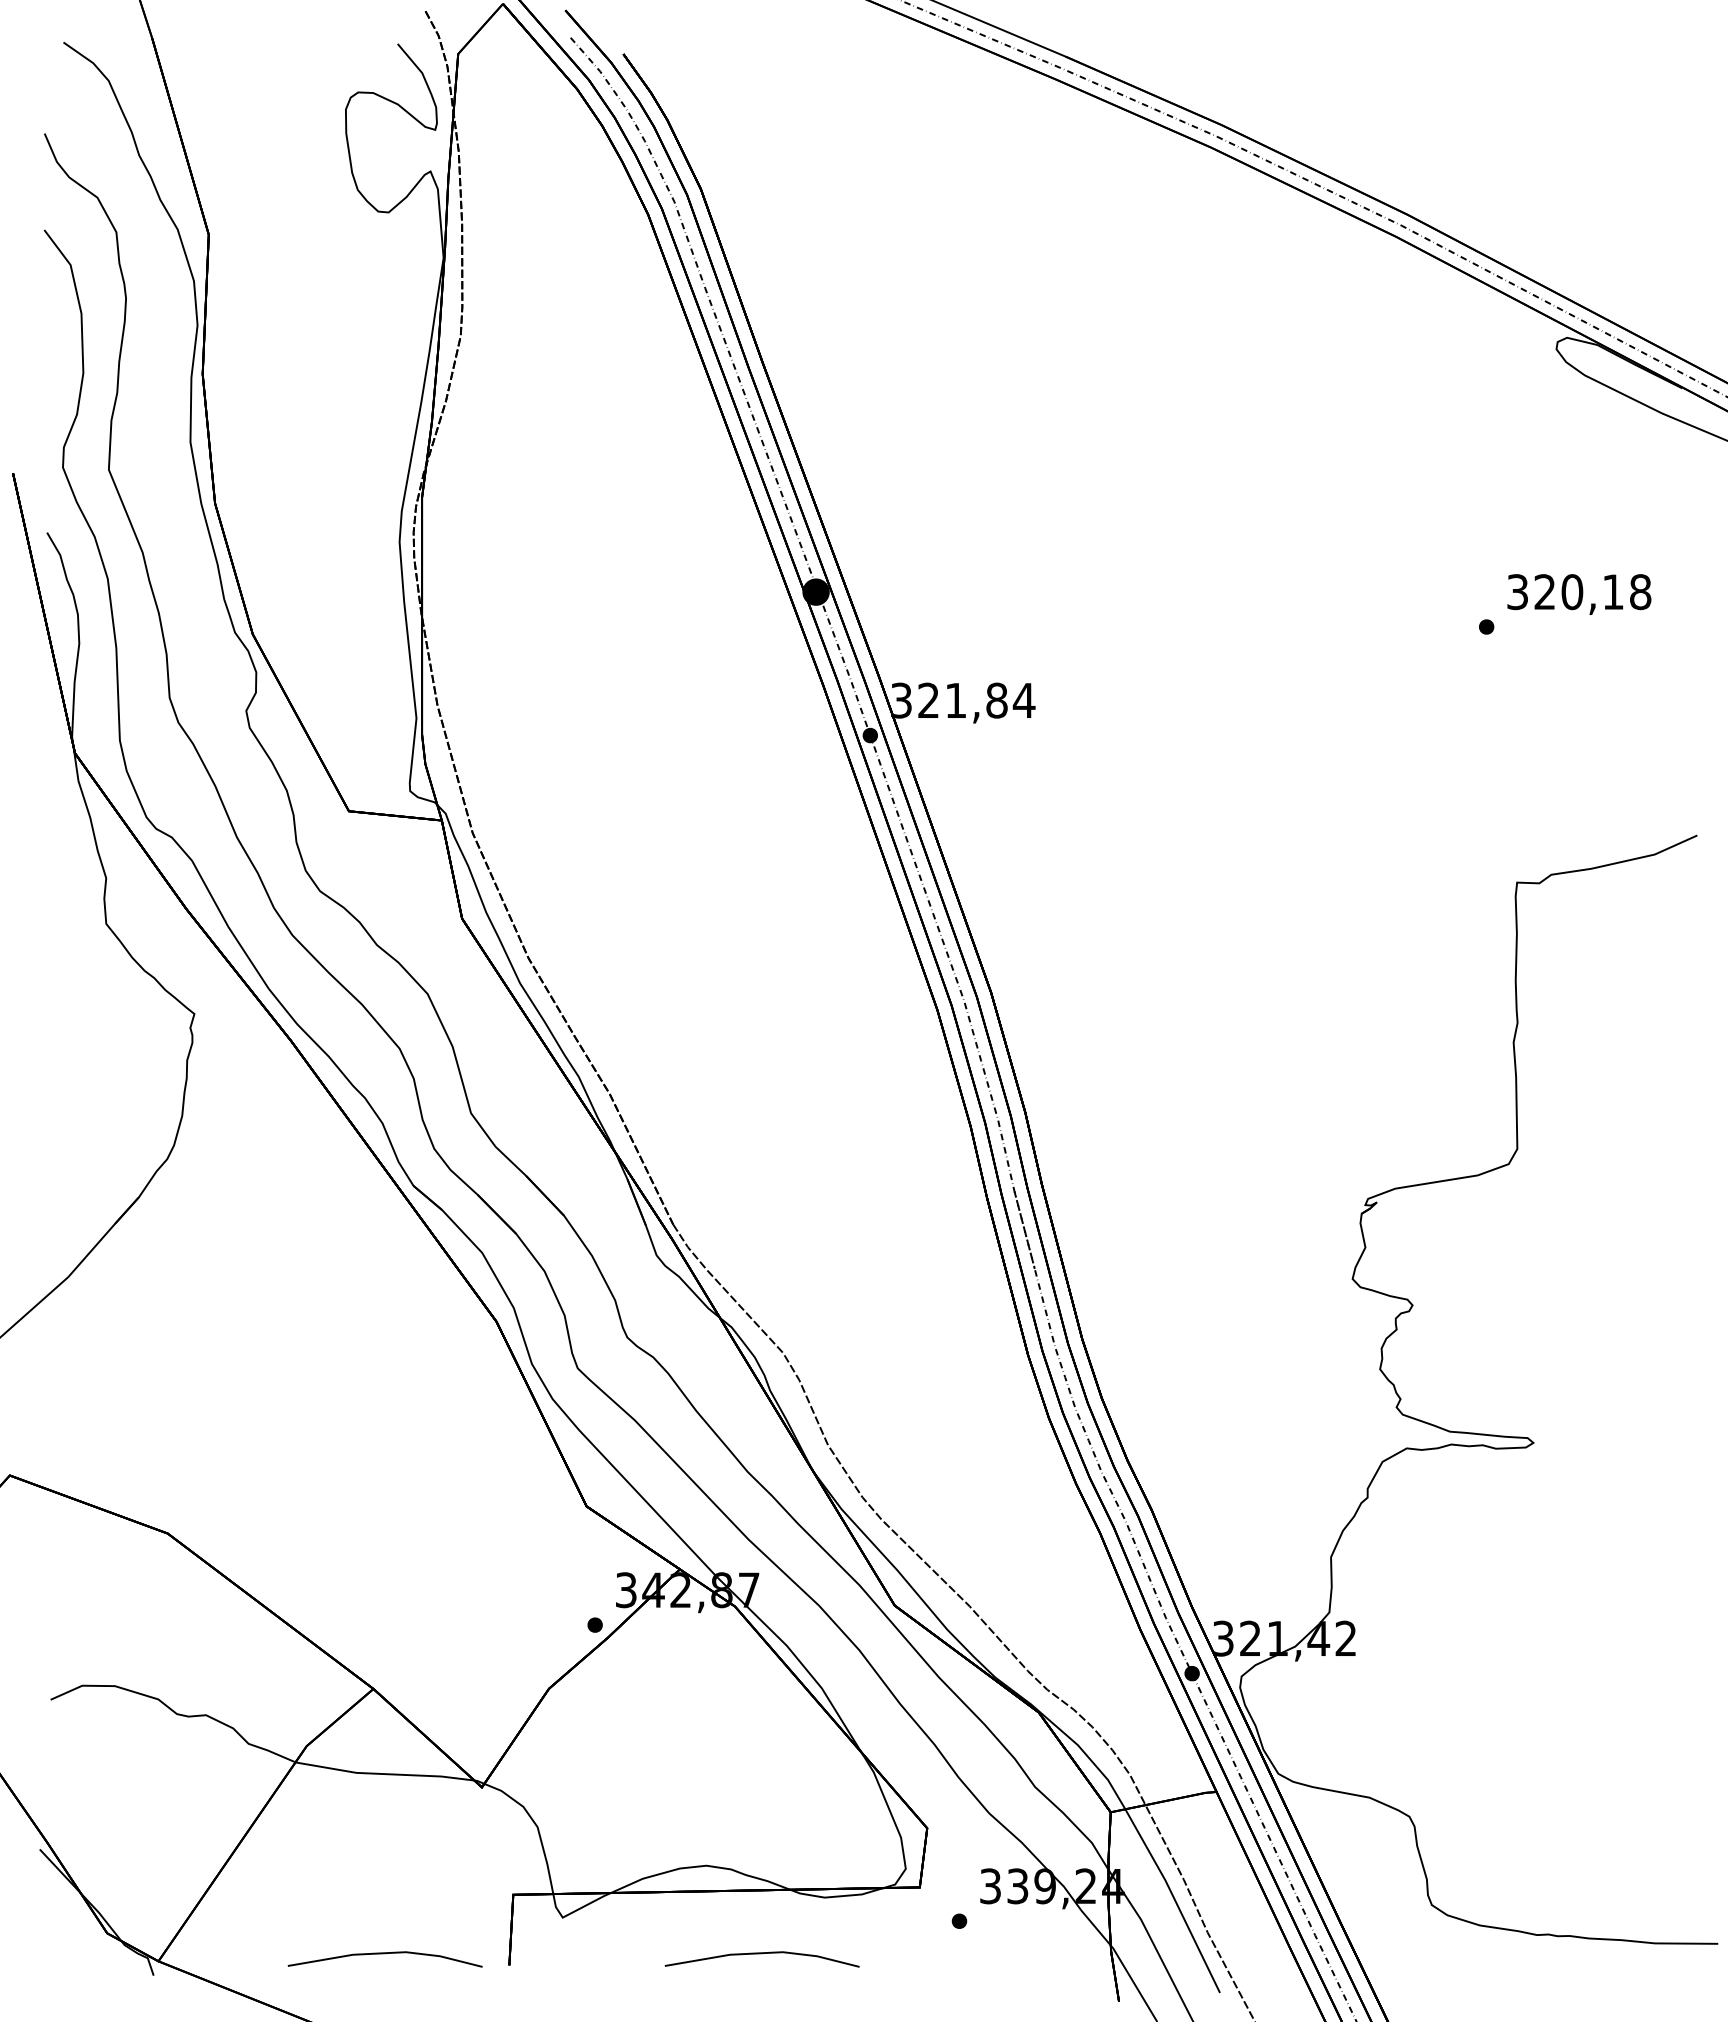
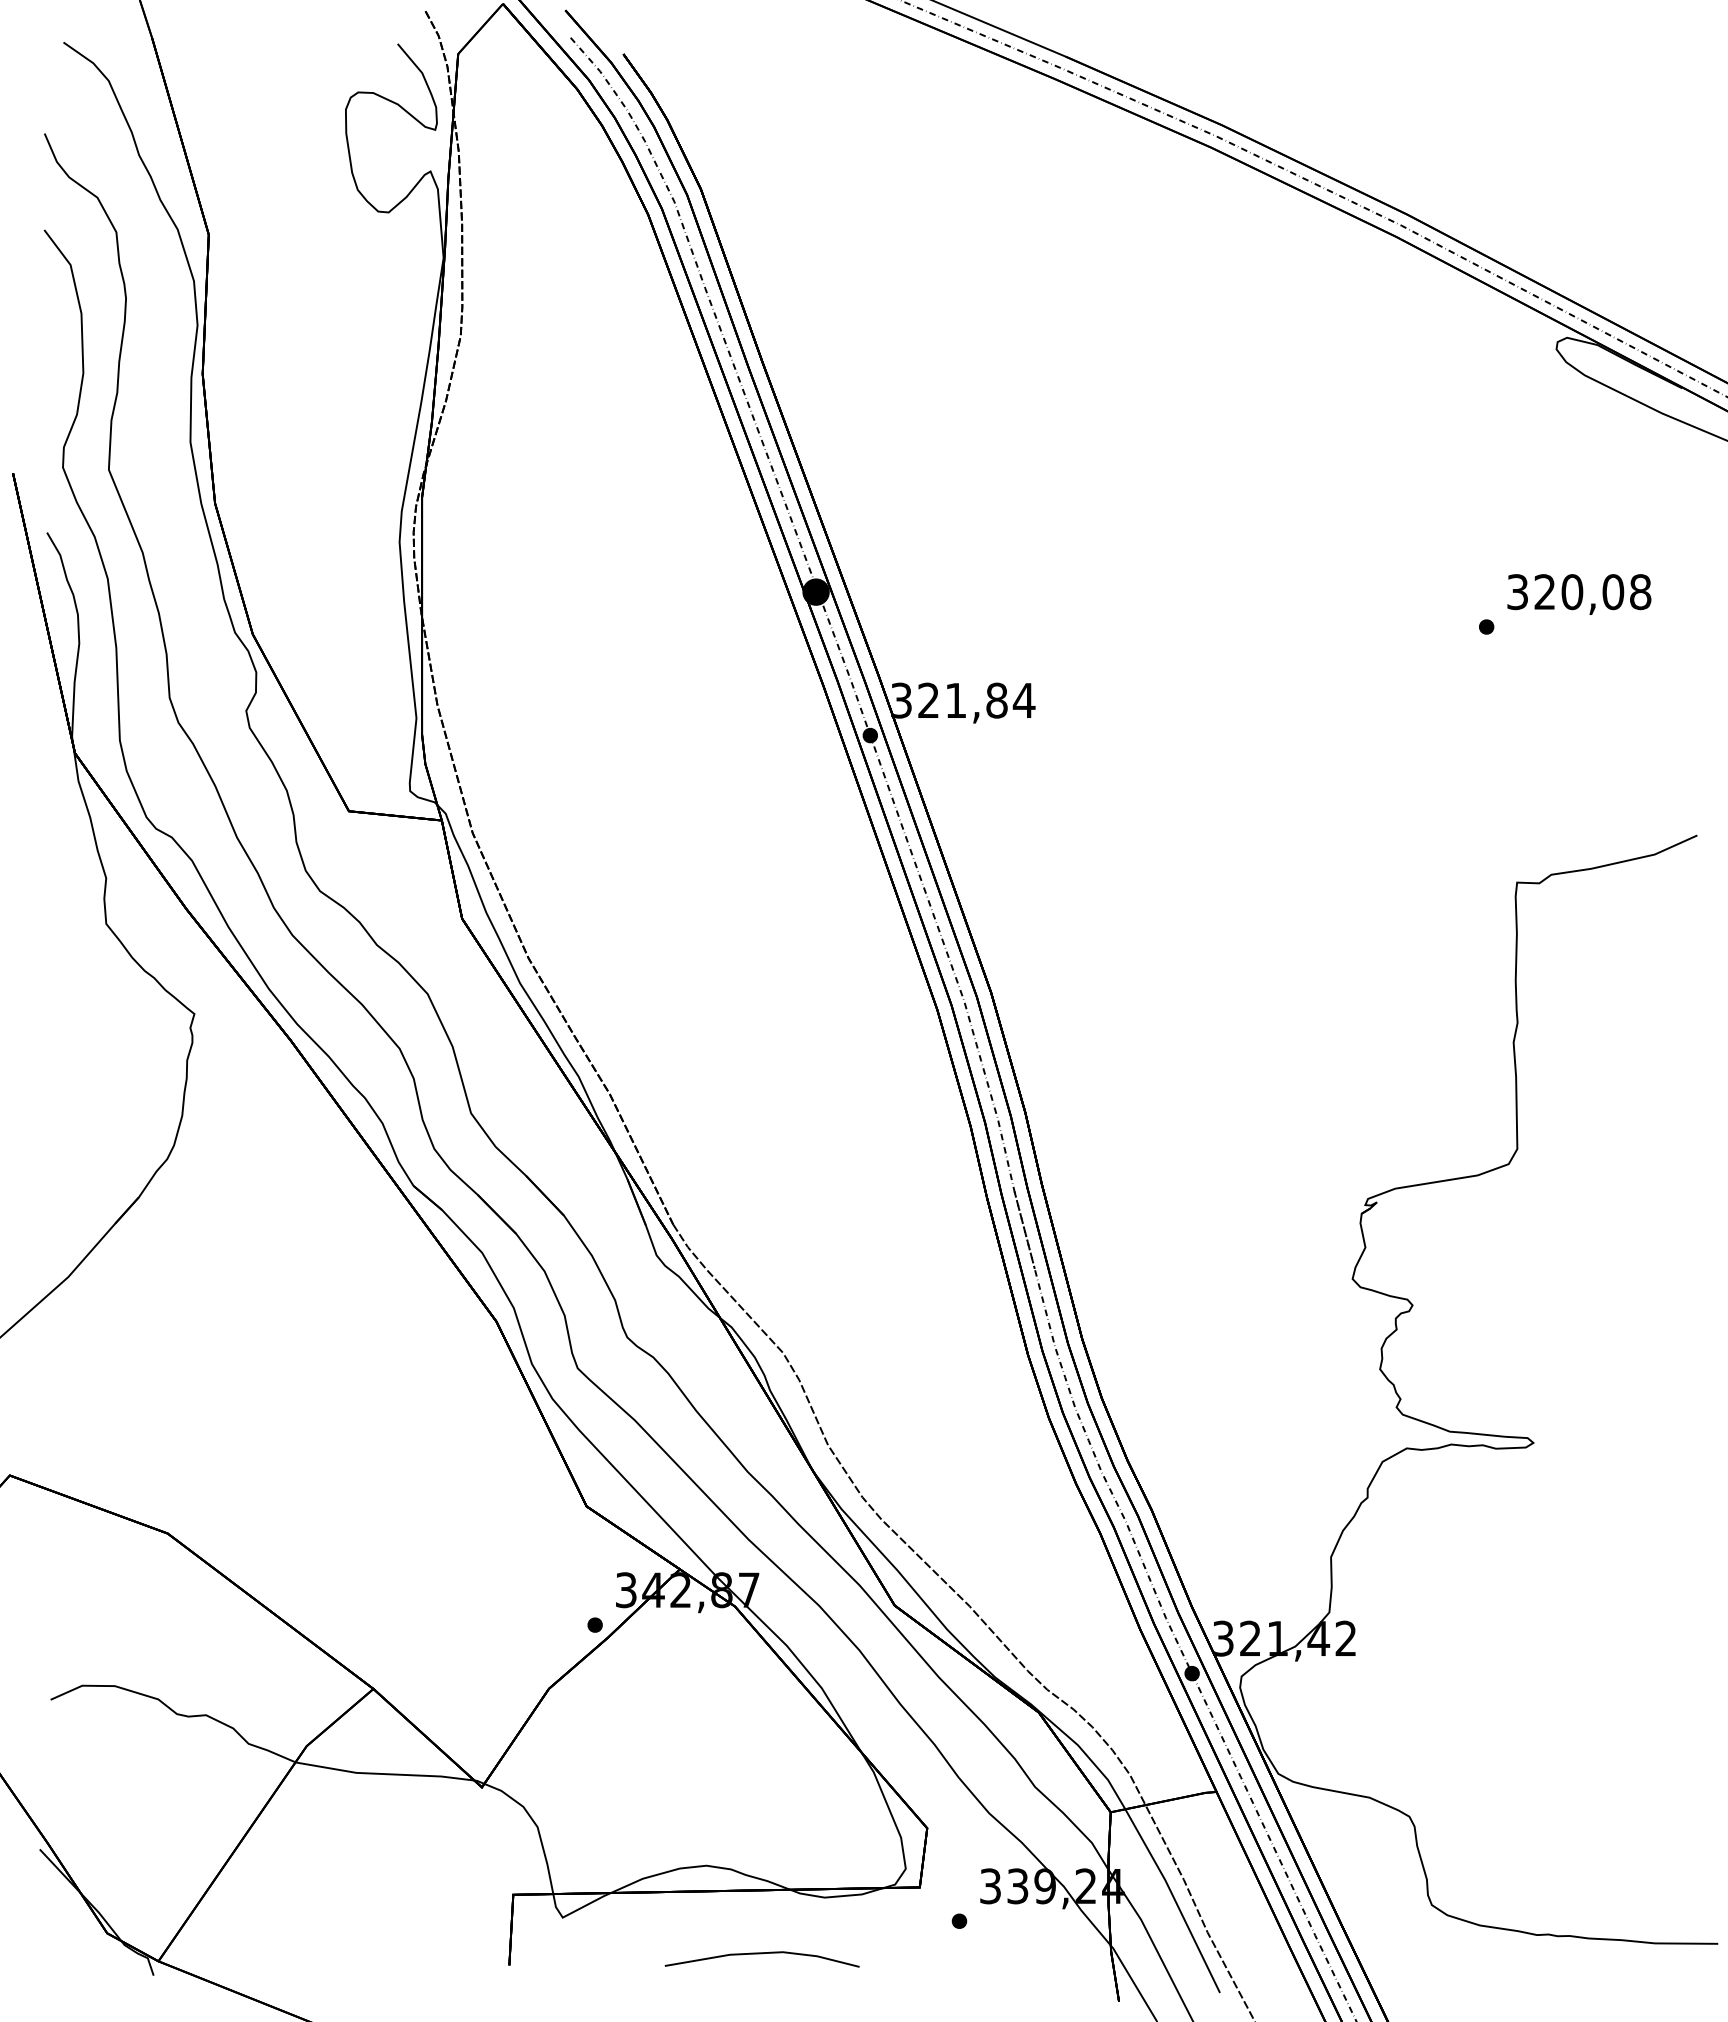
text: 320,18 -> 320,08 (1613, 592)
line: present -> none (384, 1954)
